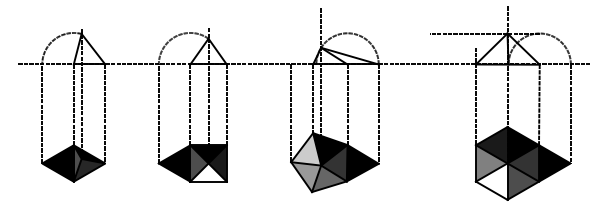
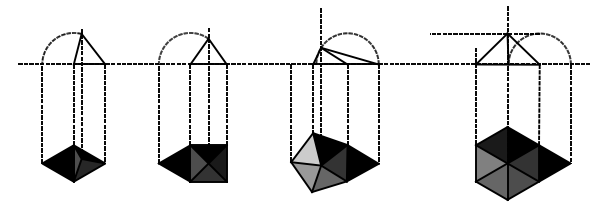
fill: none -> present (208, 172)
fill: none -> present (491, 181)
